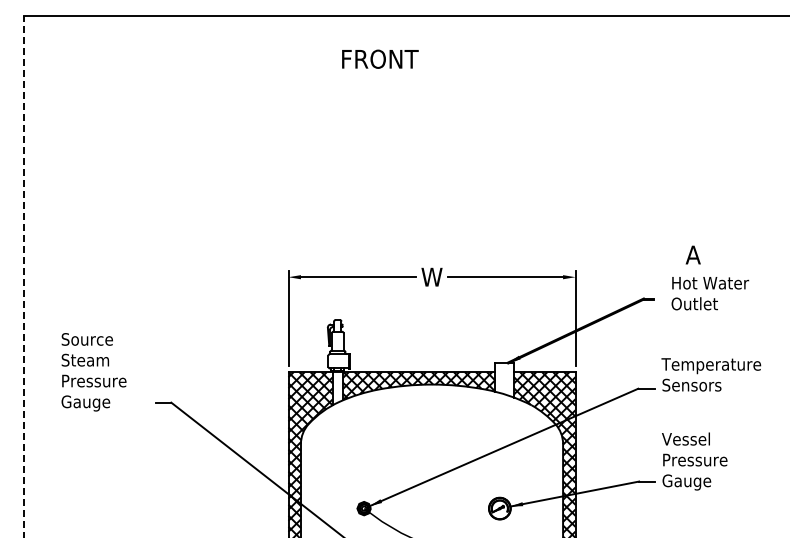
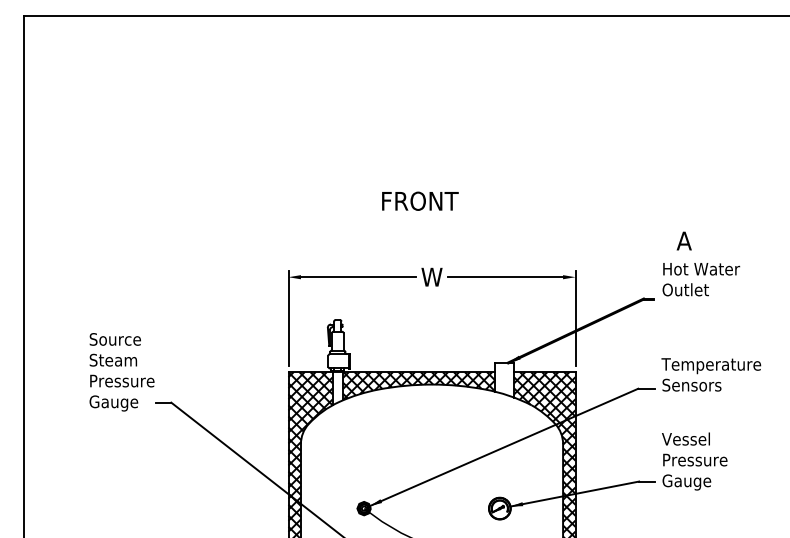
text position: (380, 58) -> (420, 200) (420, 200)
line: dashed -> solid (23, 276)
text position: (710, 277) -> (701, 263) (701, 263)
text position: (93, 372) -> (121, 372) (121, 372)
